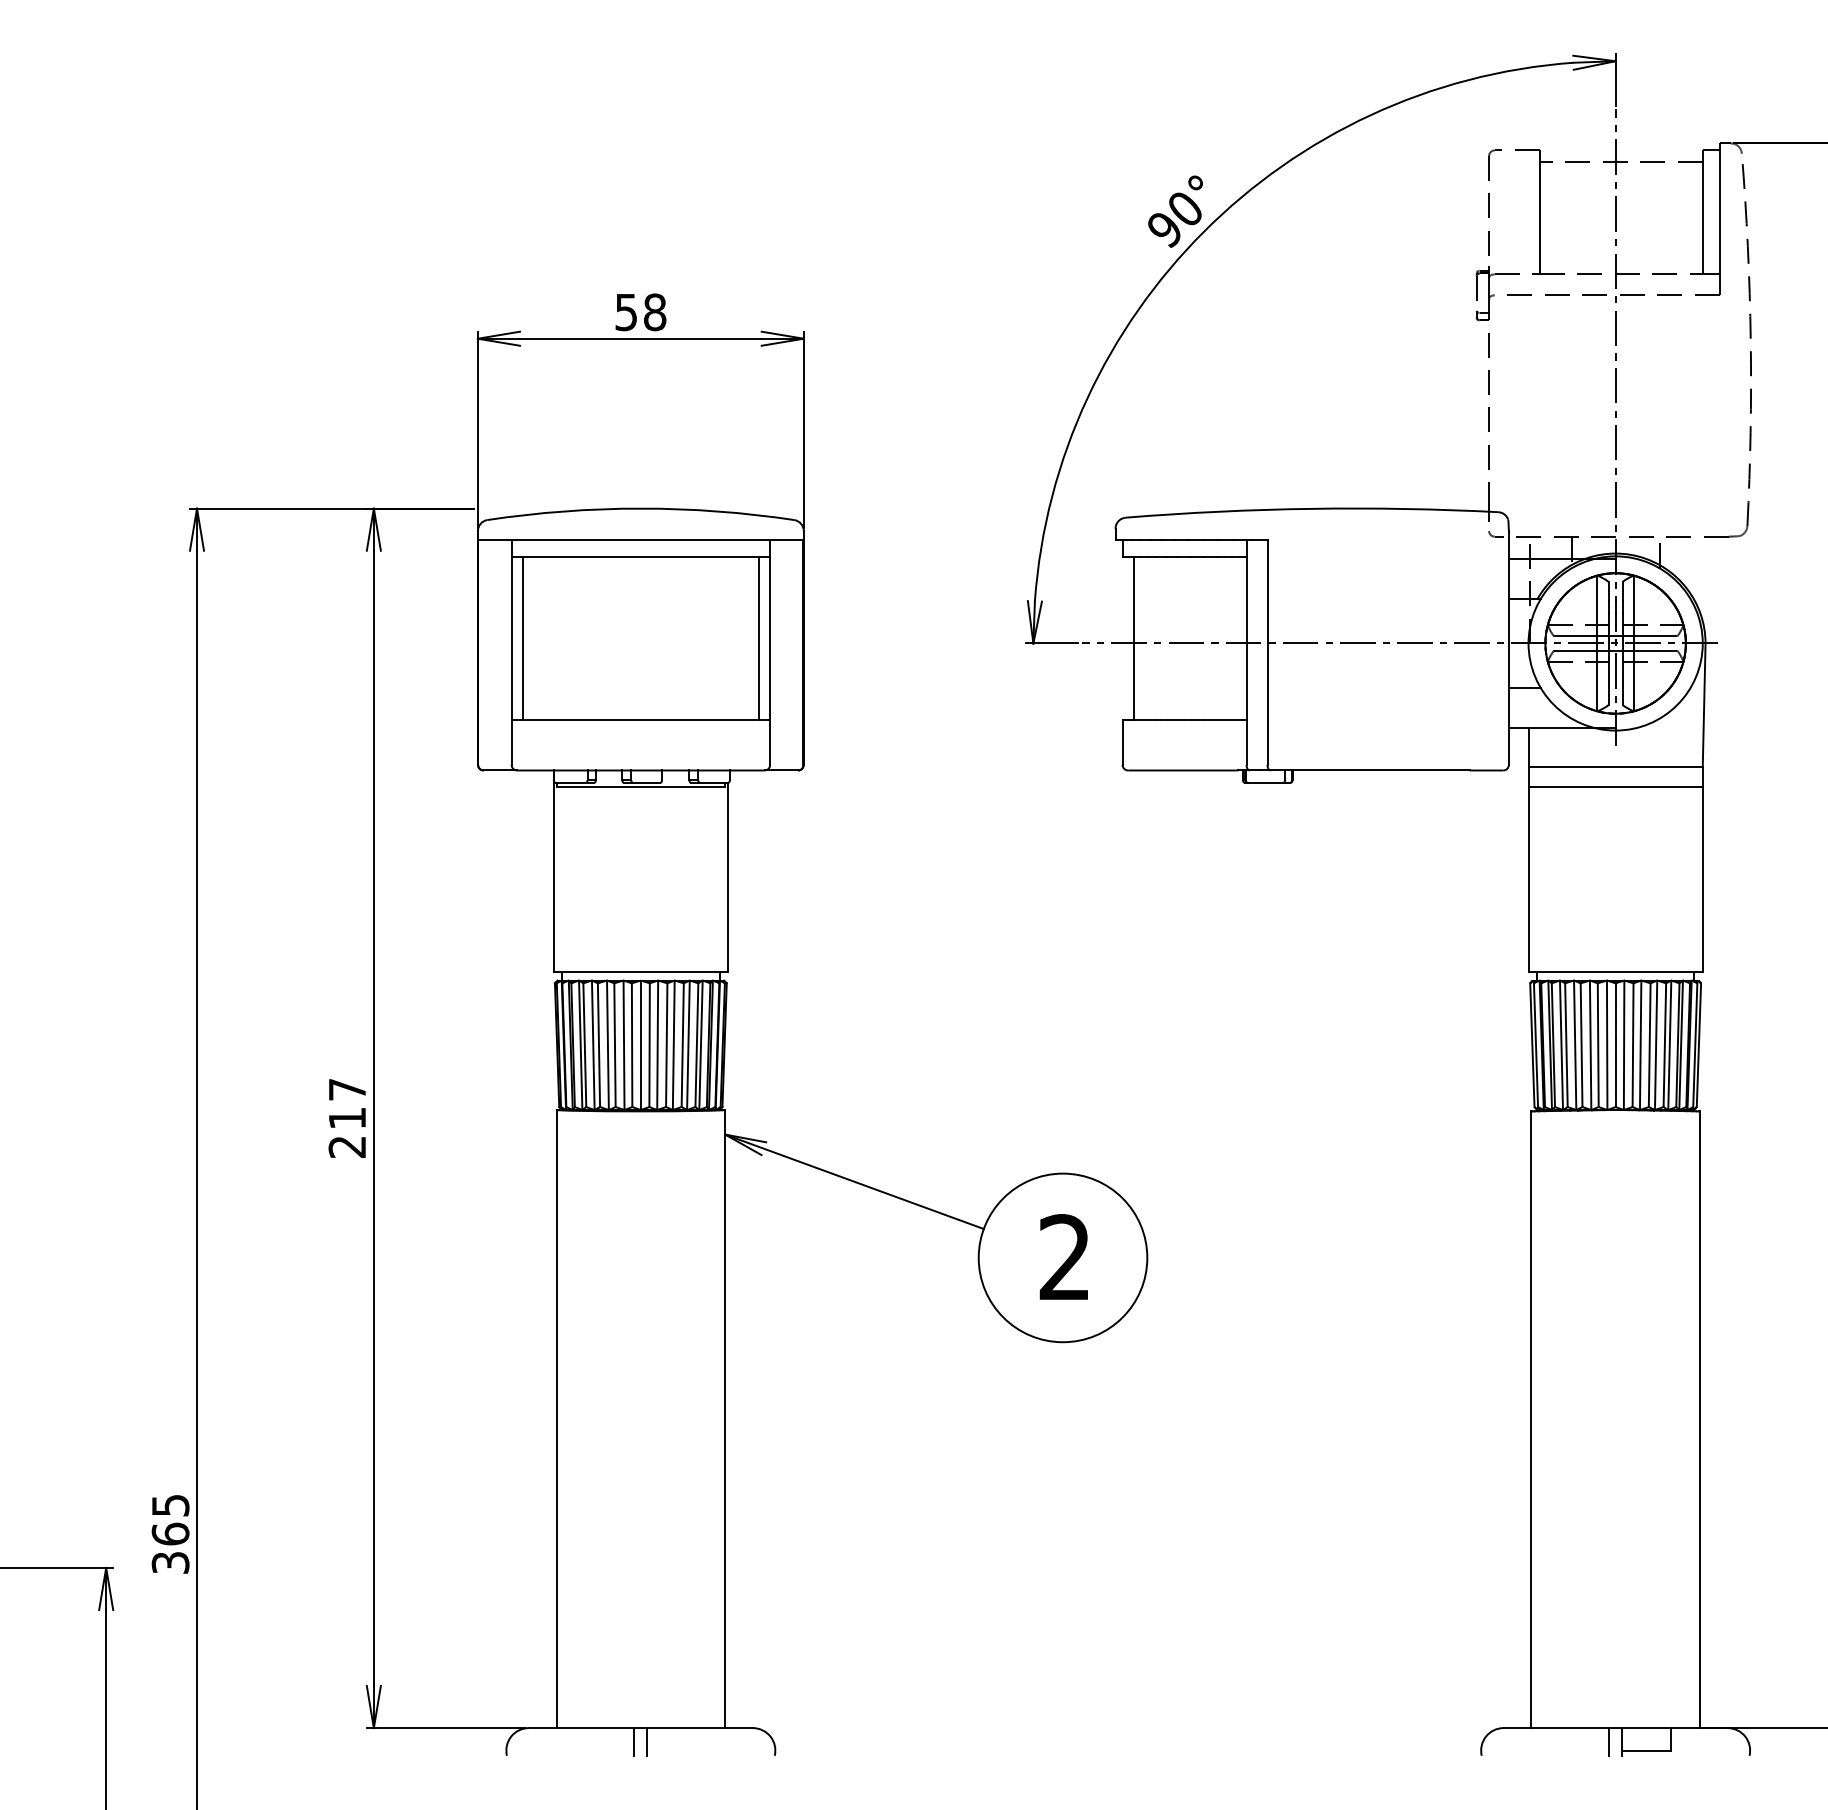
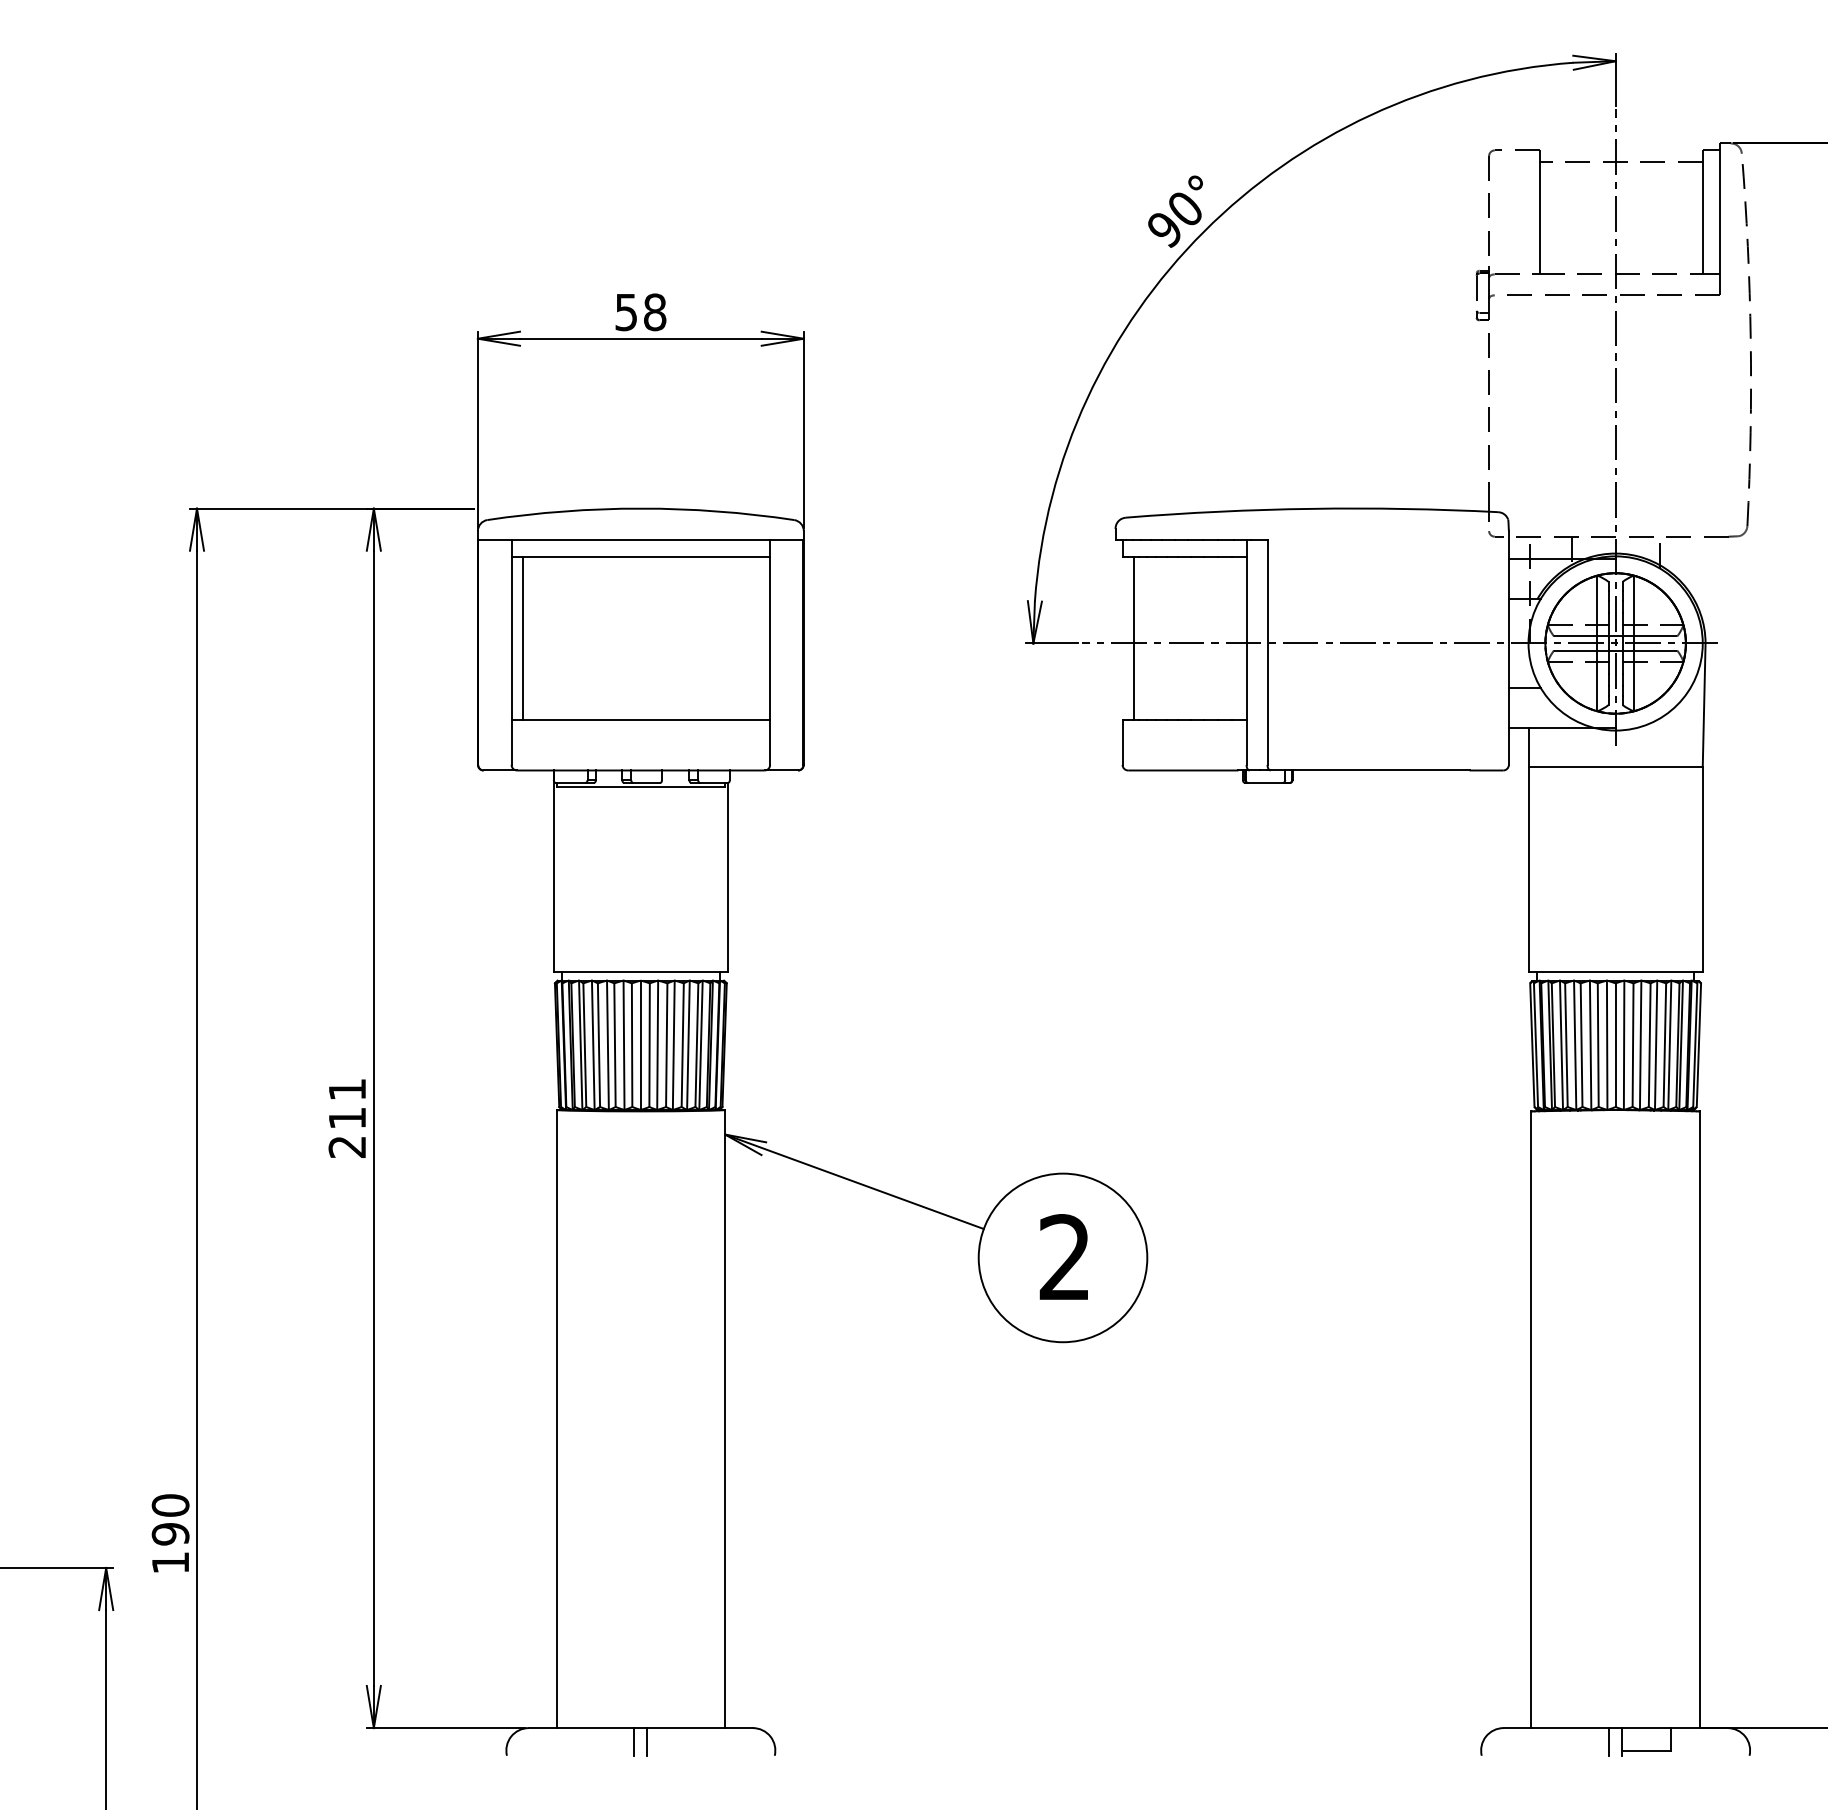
line: present -> none (758, 637)
line: present -> none (1615, 786)
text: 217 -> 211 (347, 1089)
text: 365 -> 190 (170, 1533)
